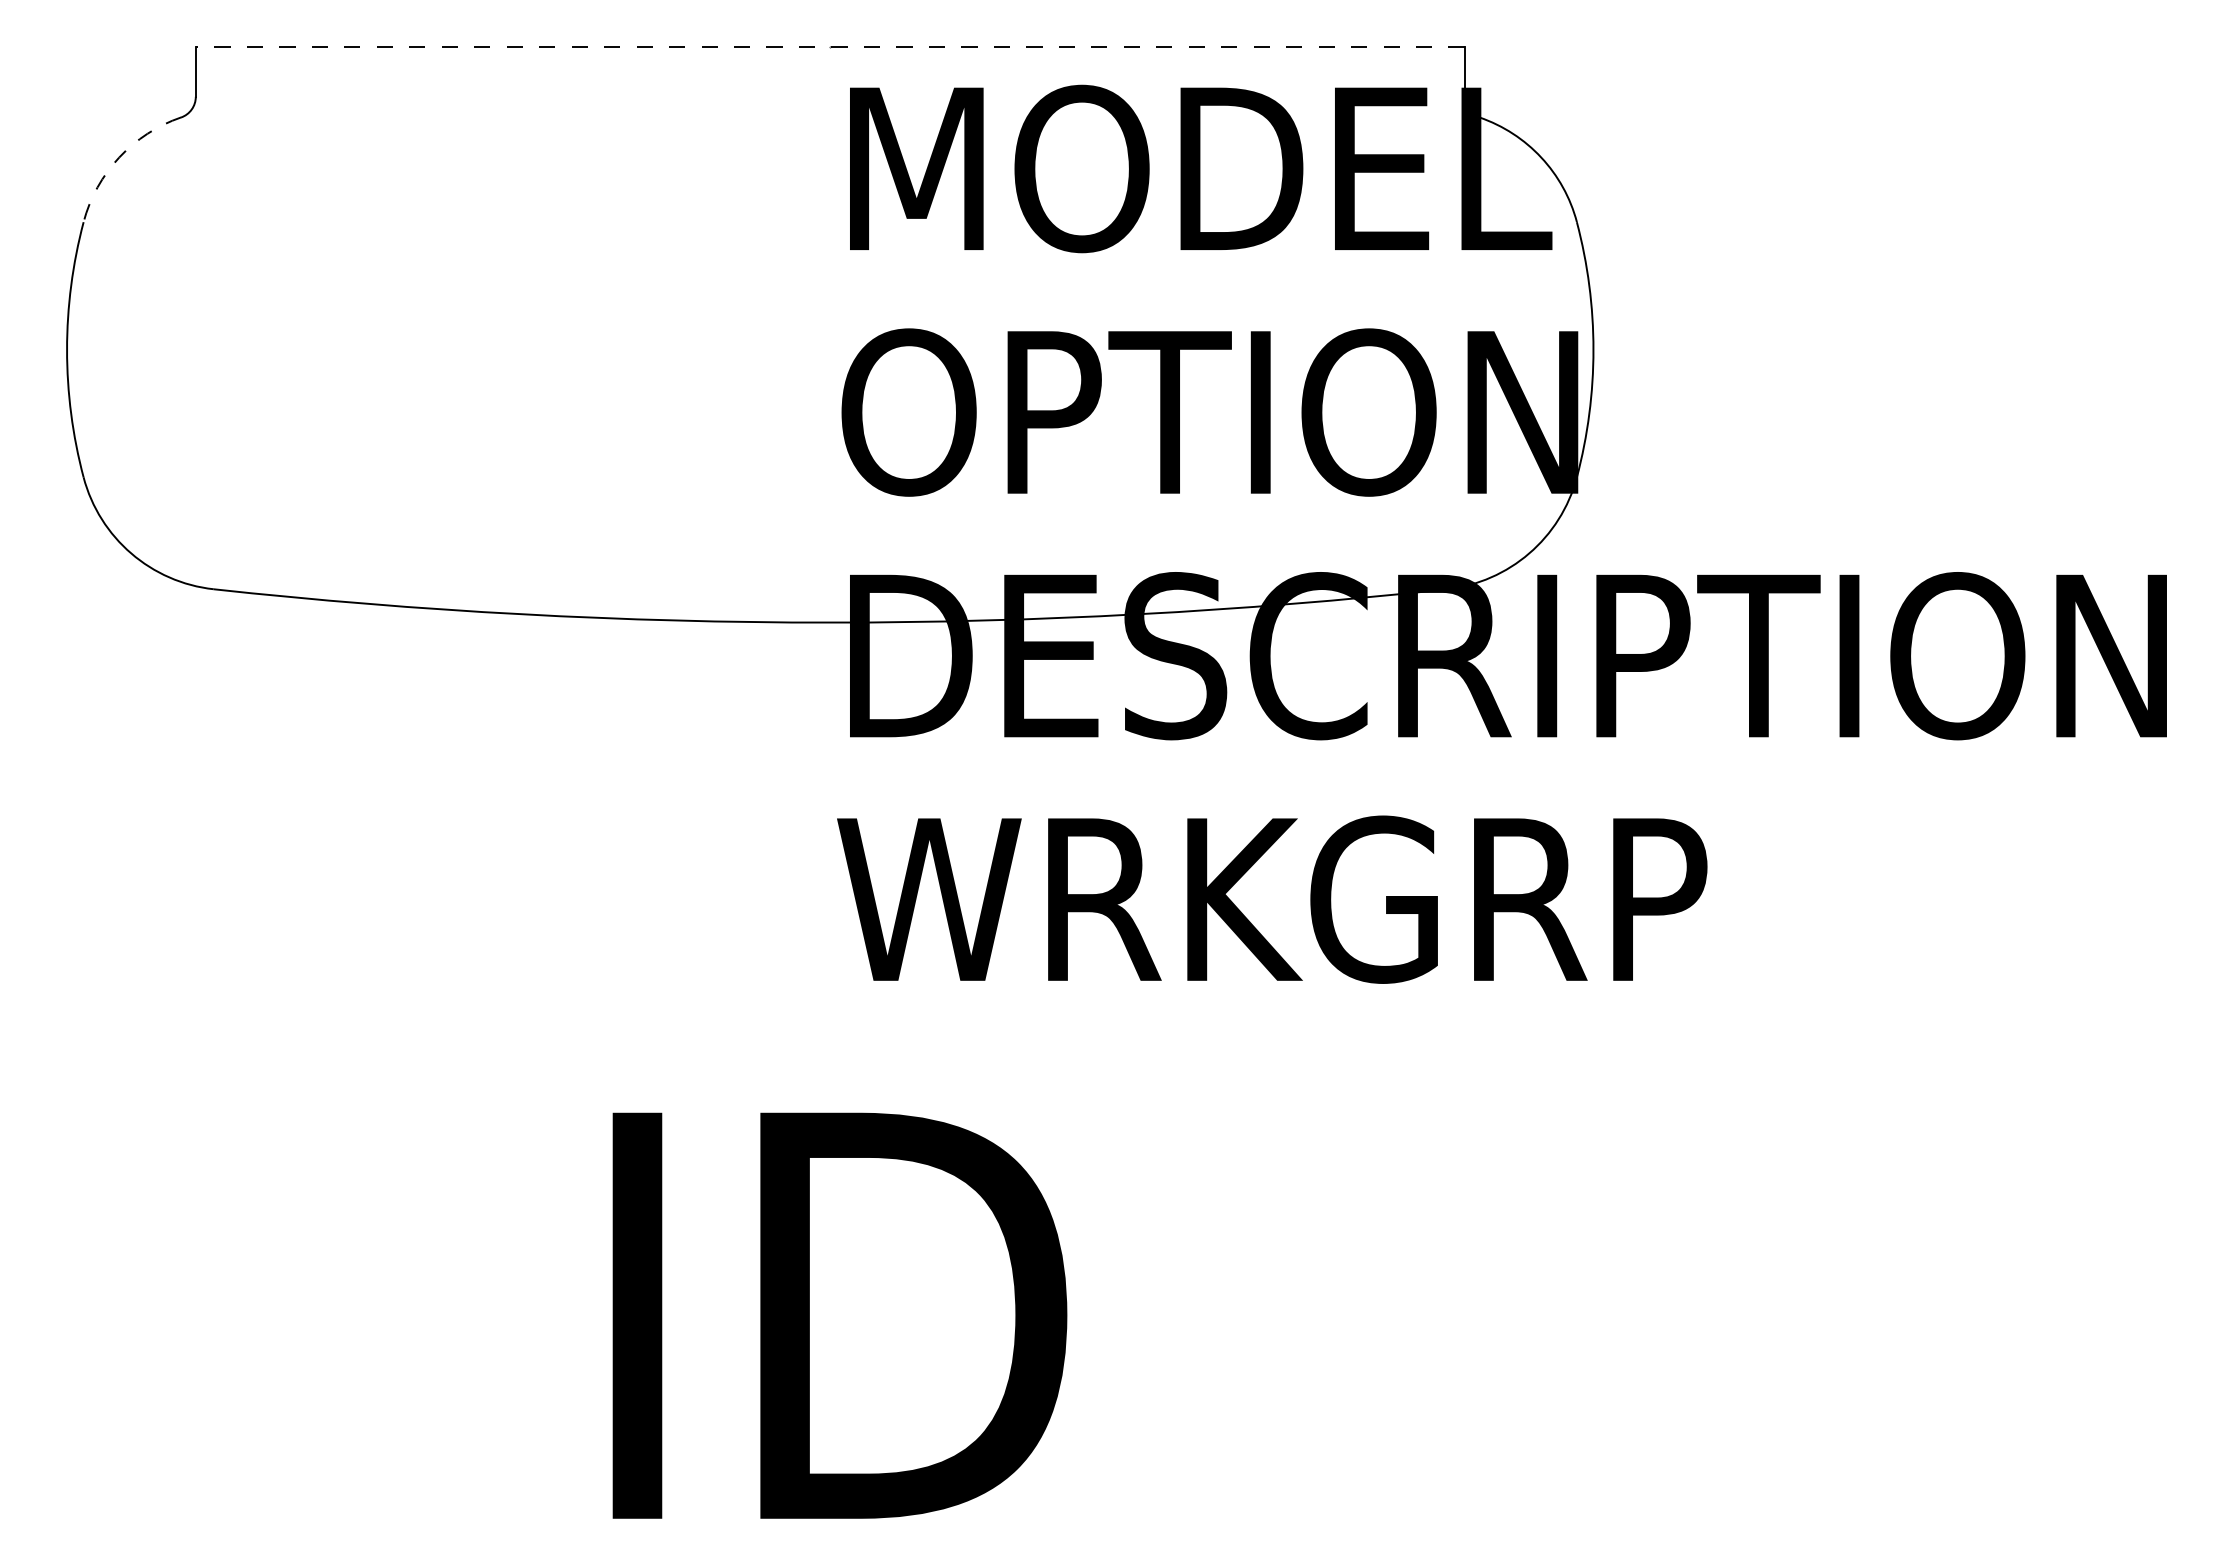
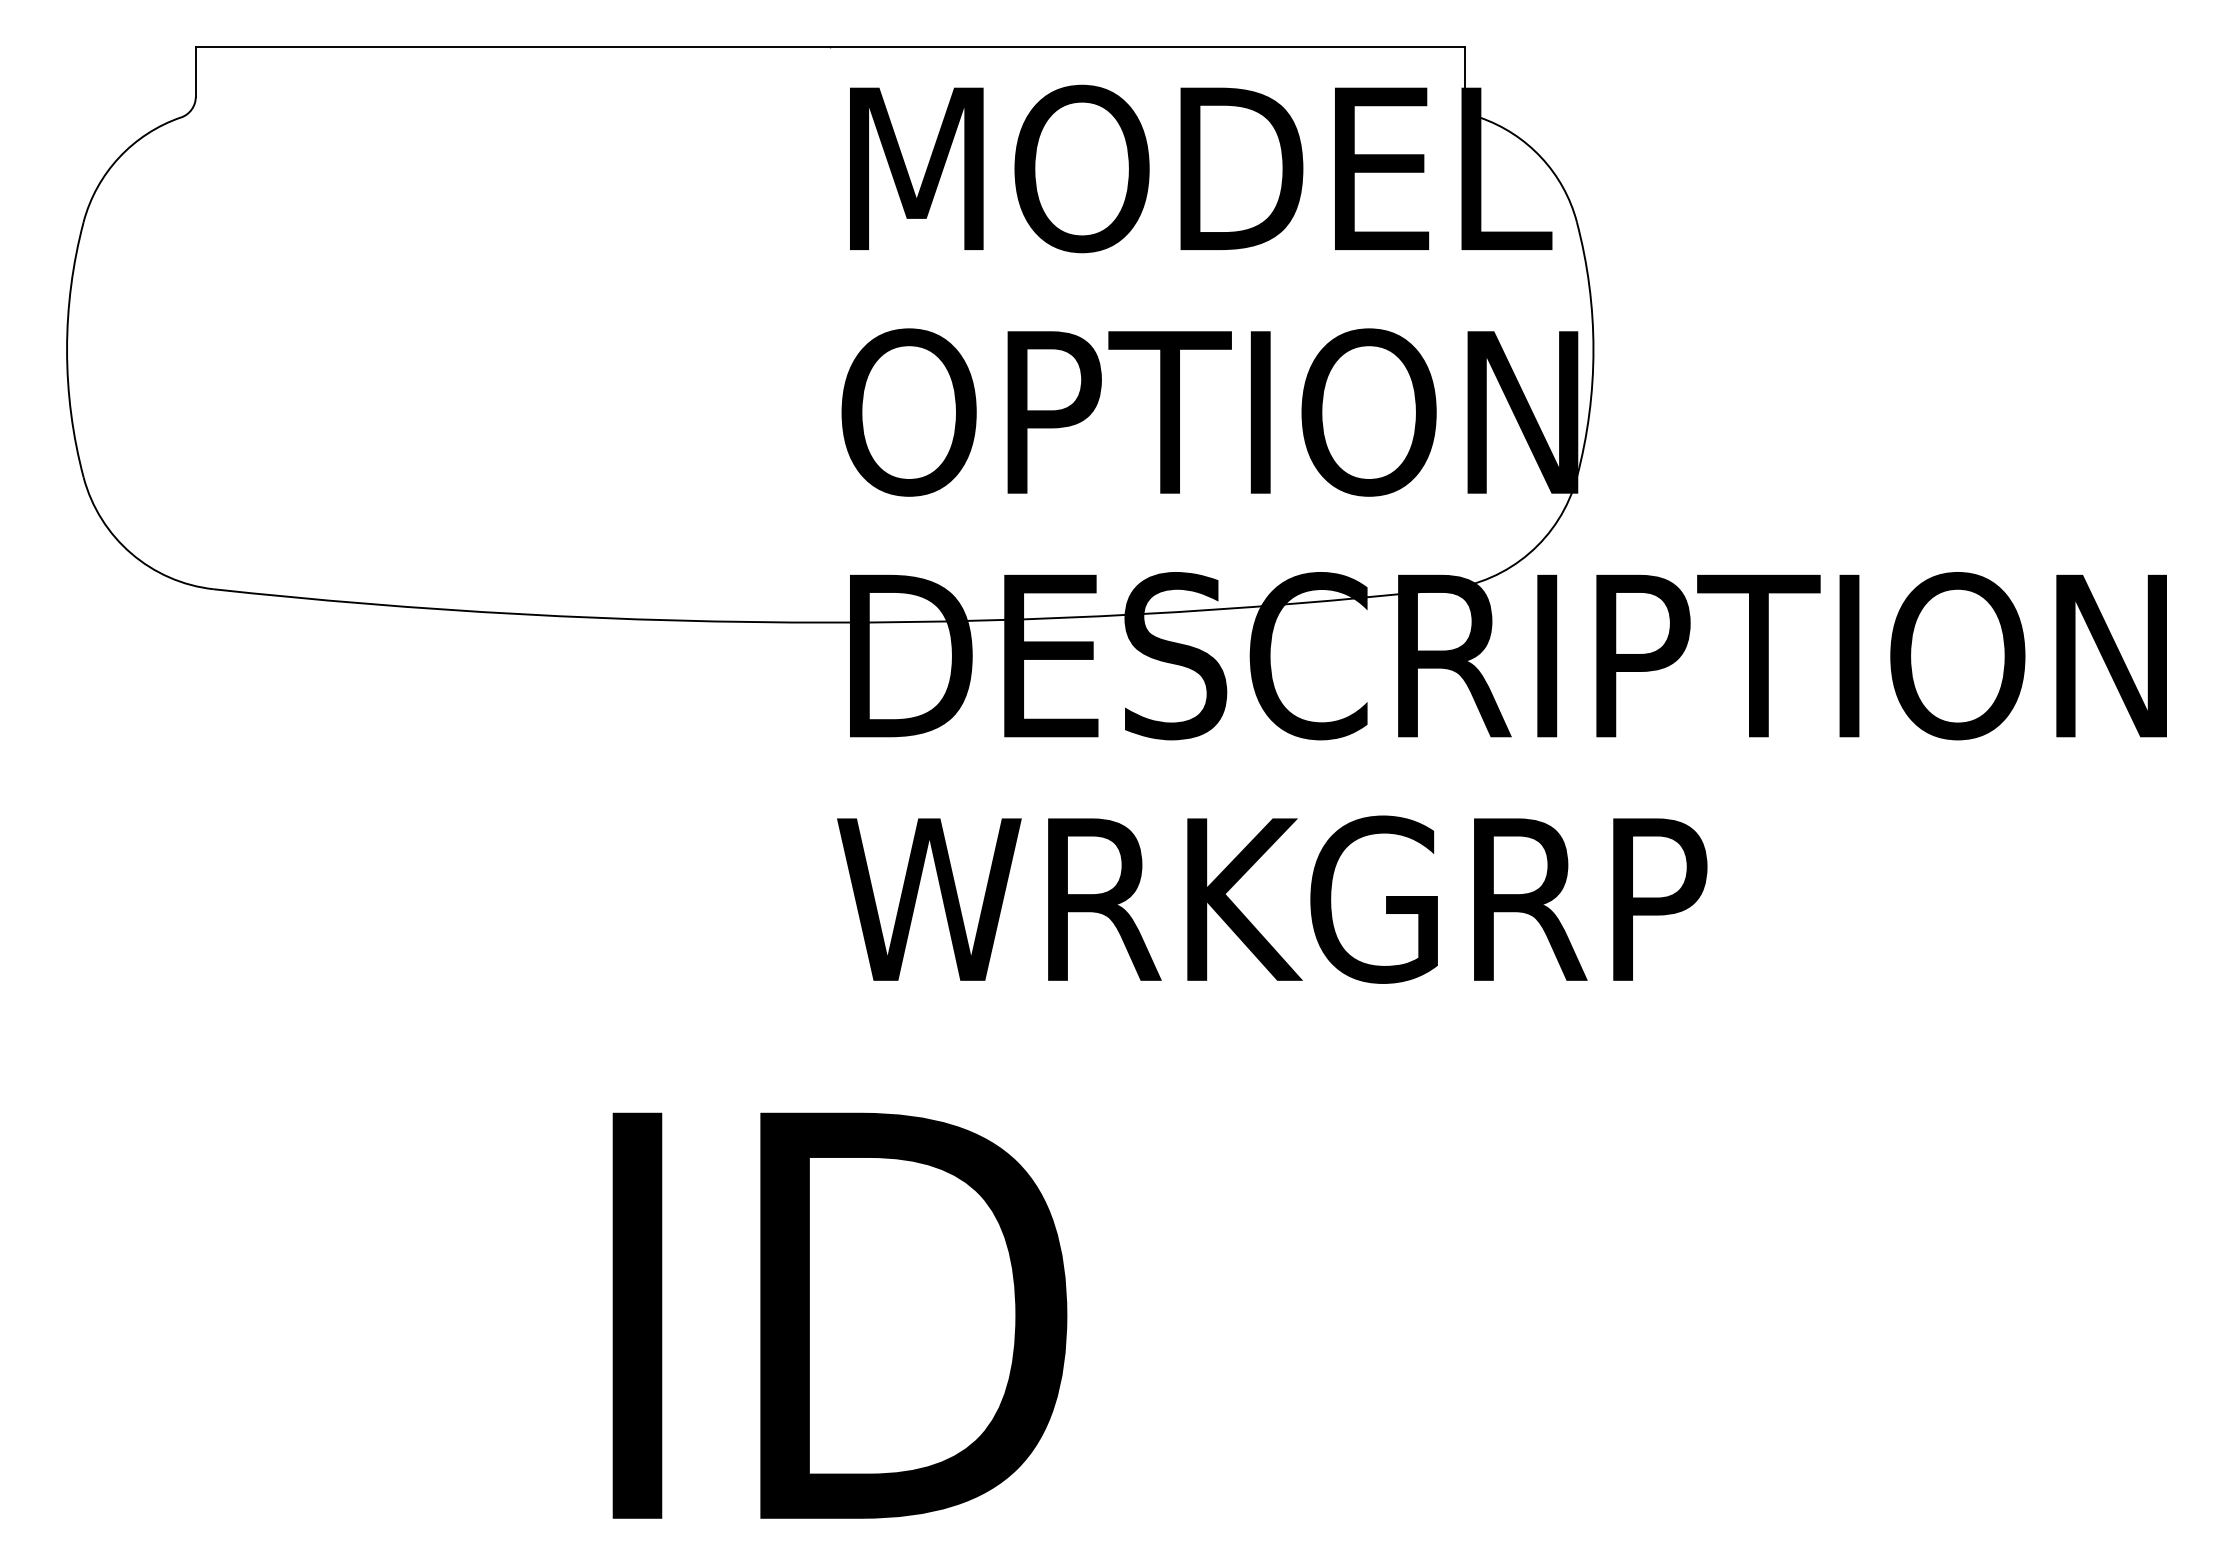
line: dashed -> solid (829, 47)
arc: dashed -> solid (119, 157)
